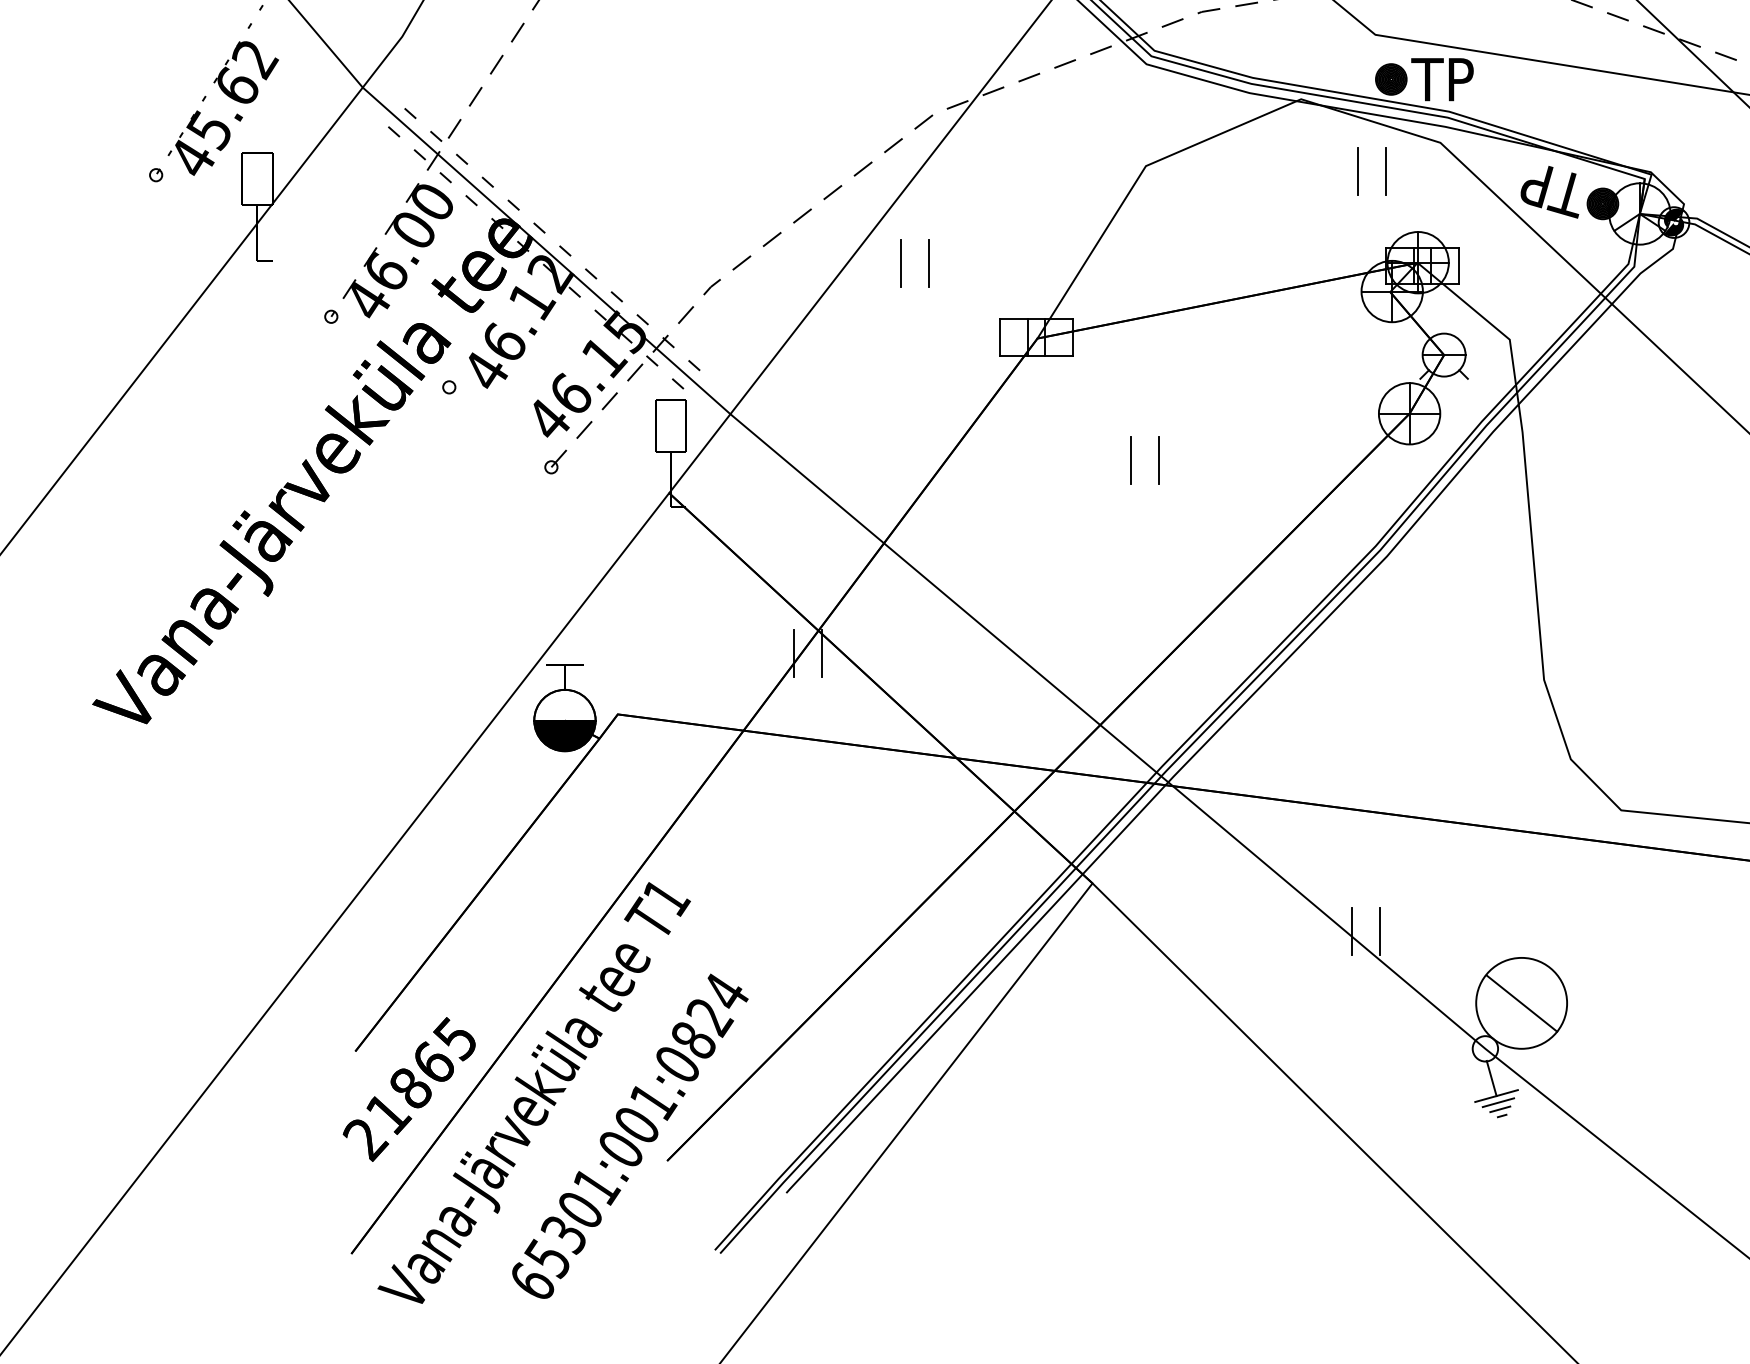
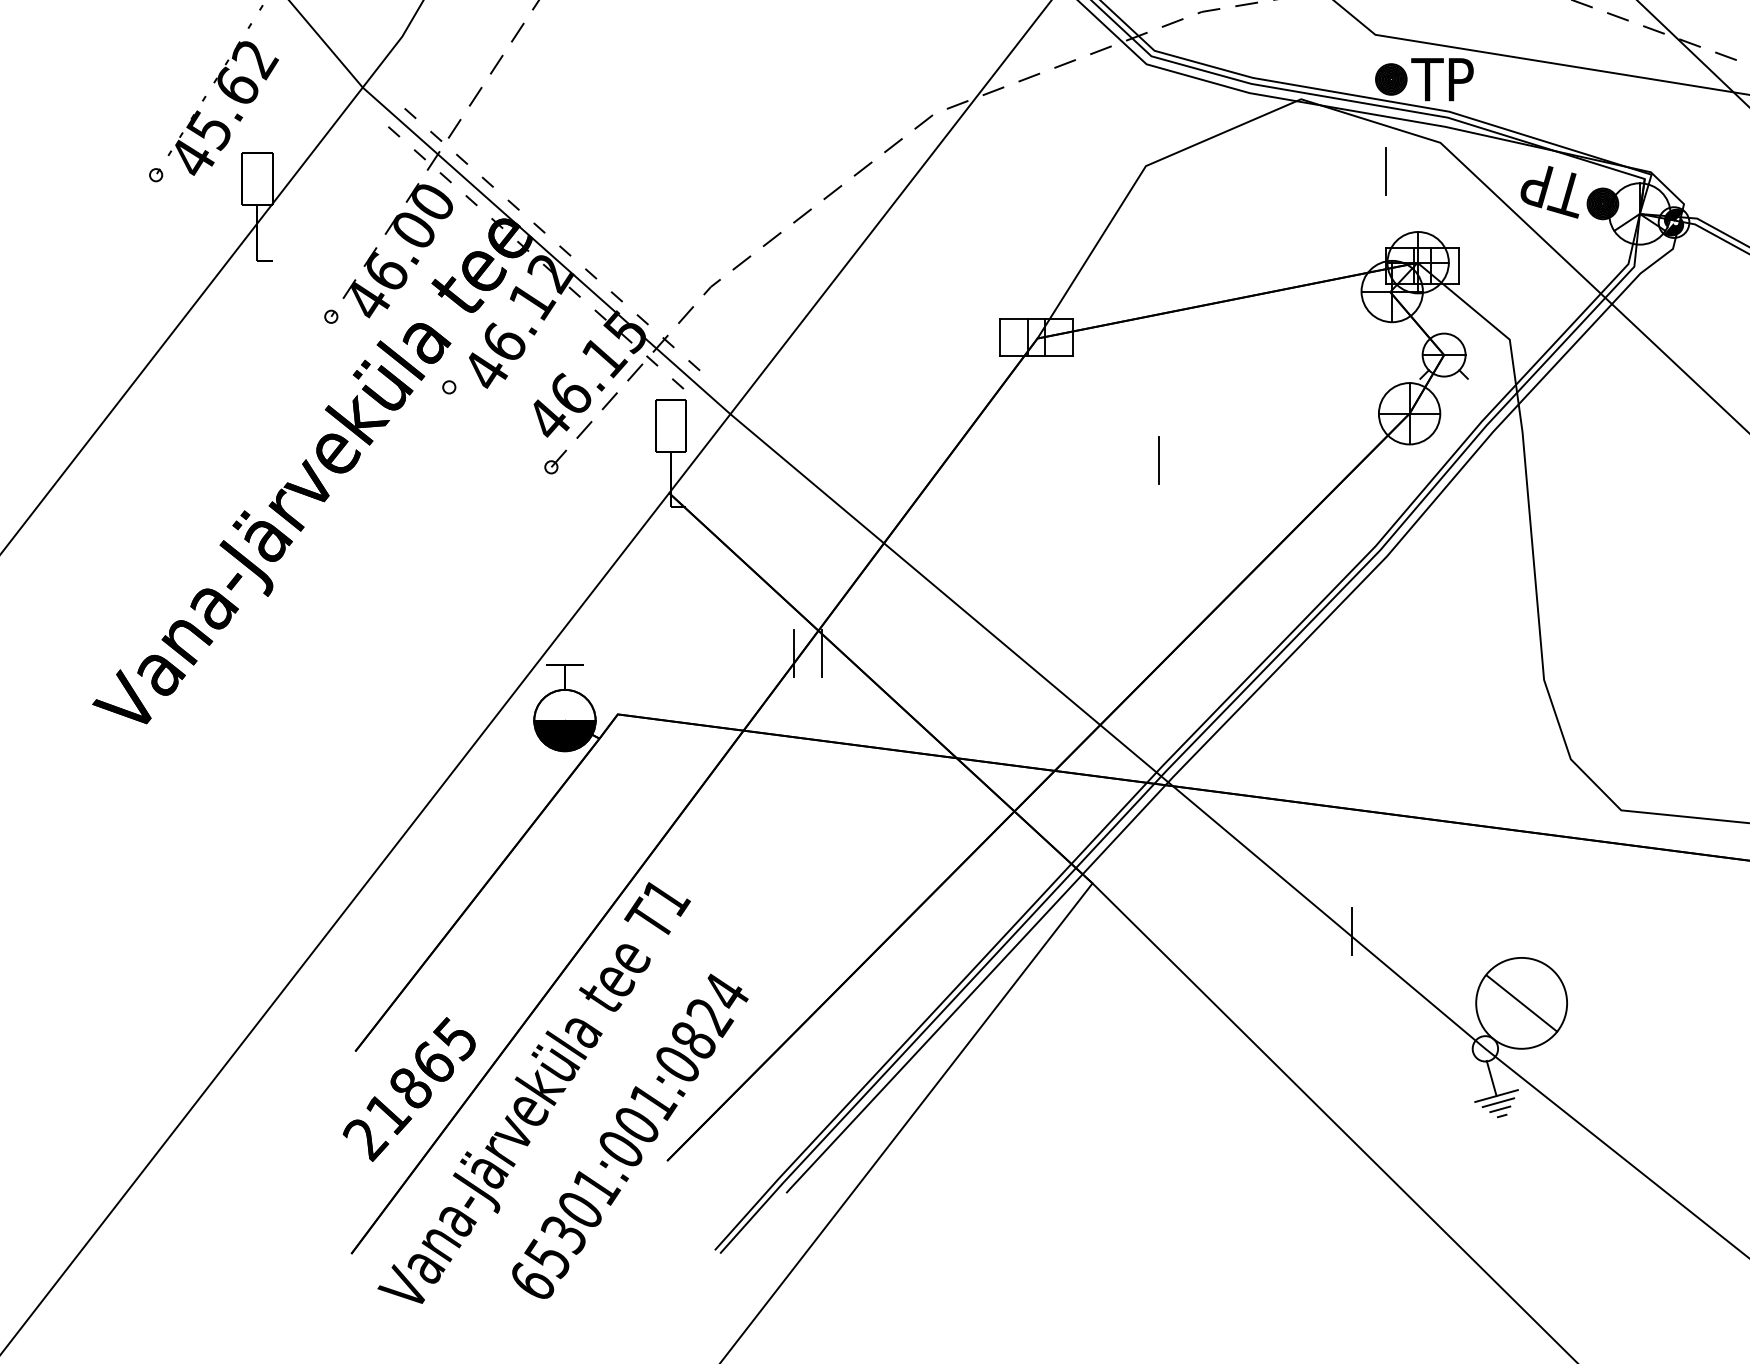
line: present -> none (1358, 171)
line: present -> none (900, 263)
line: present -> none (928, 263)
line: present -> none (1130, 460)
line: present -> none (1379, 931)
